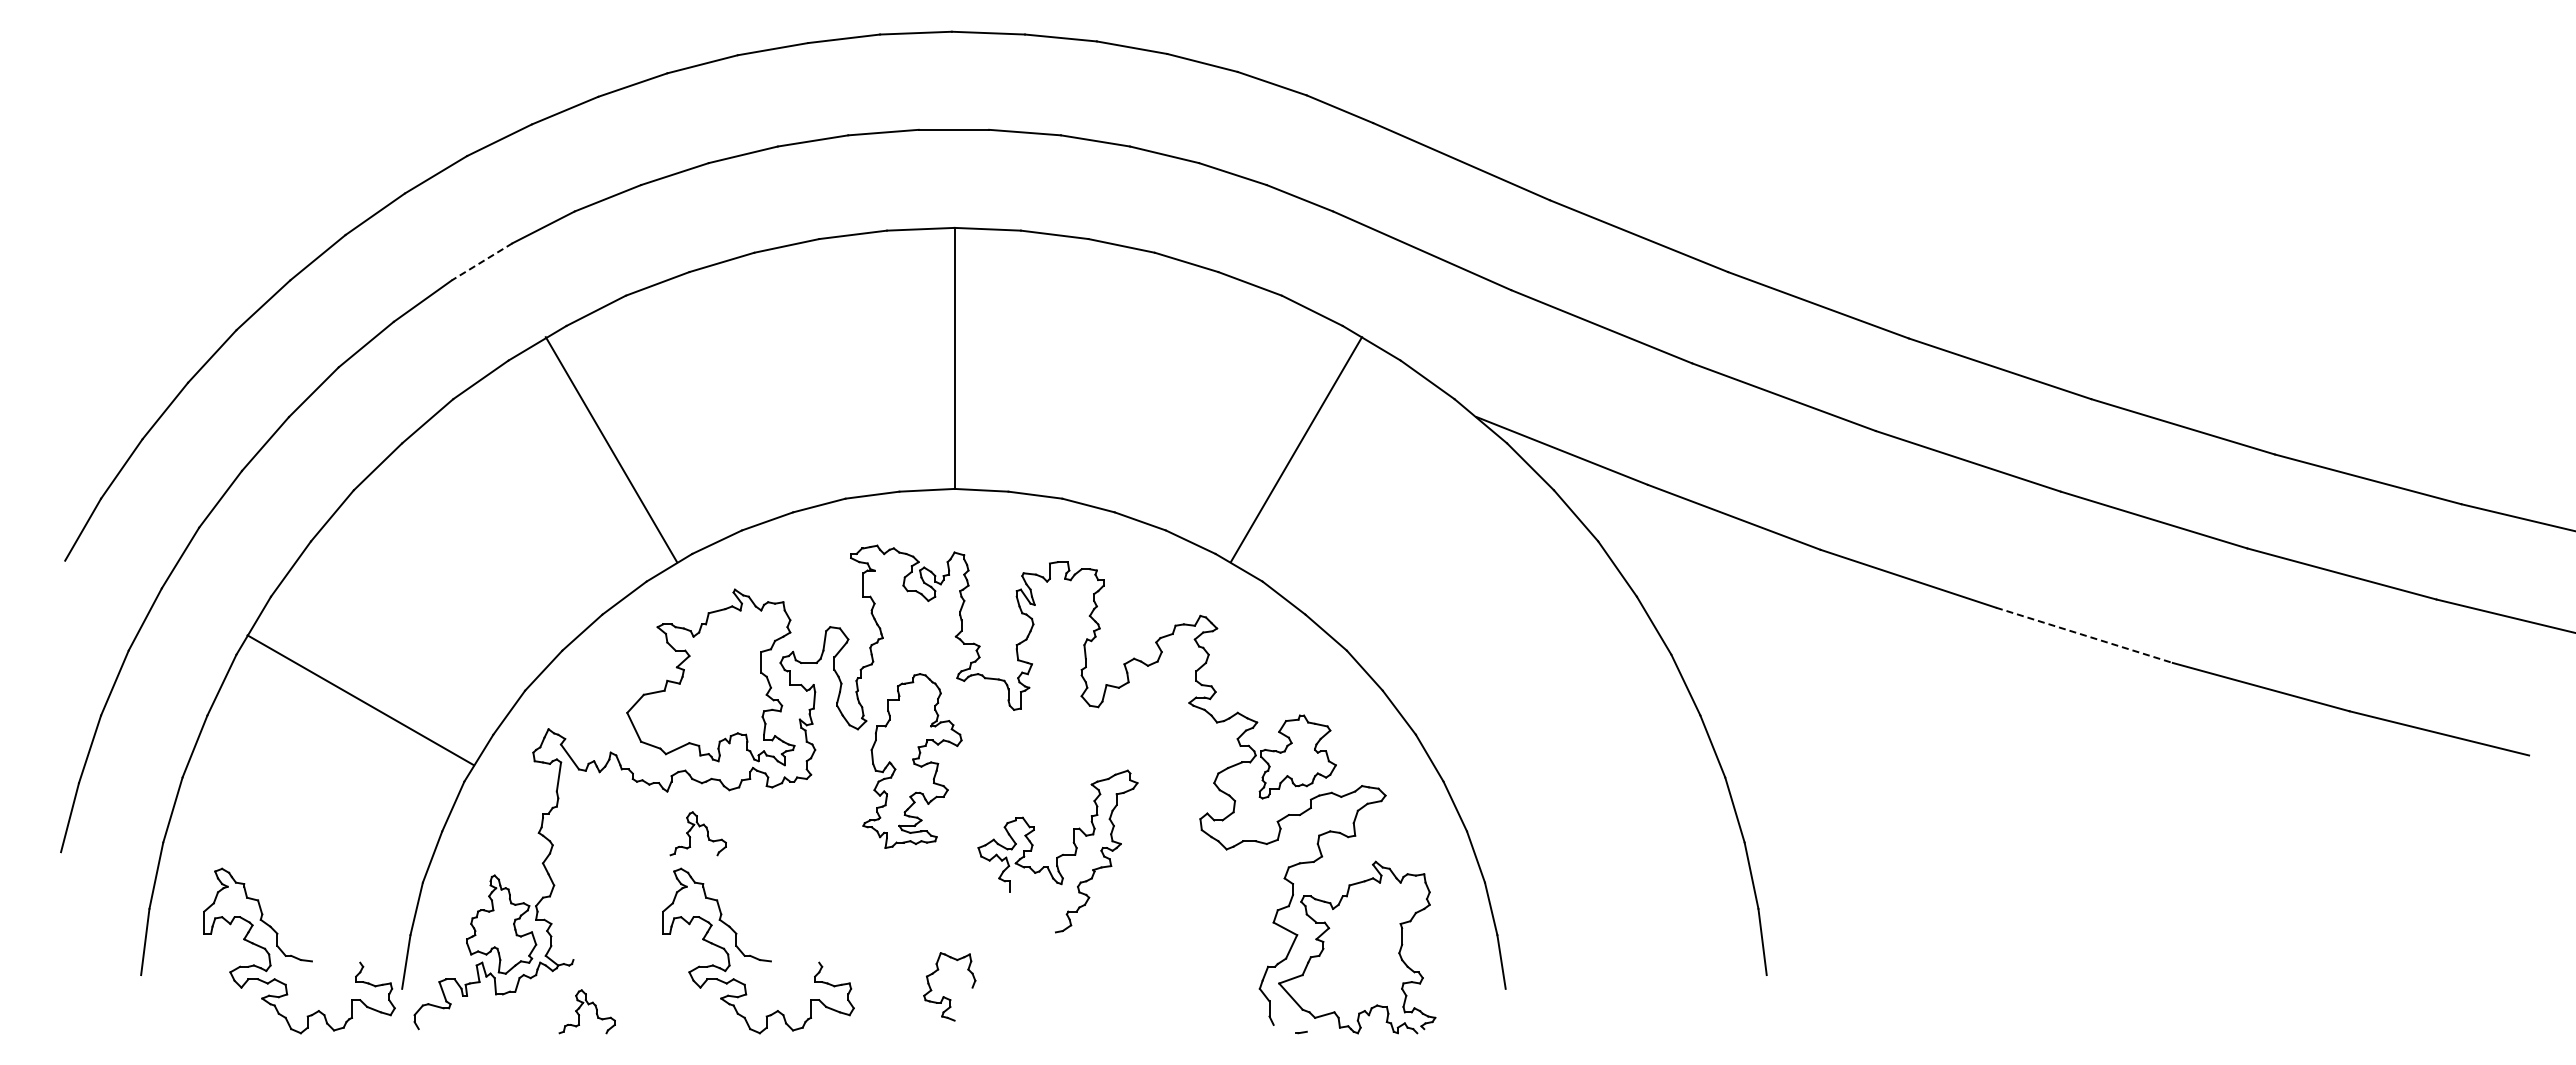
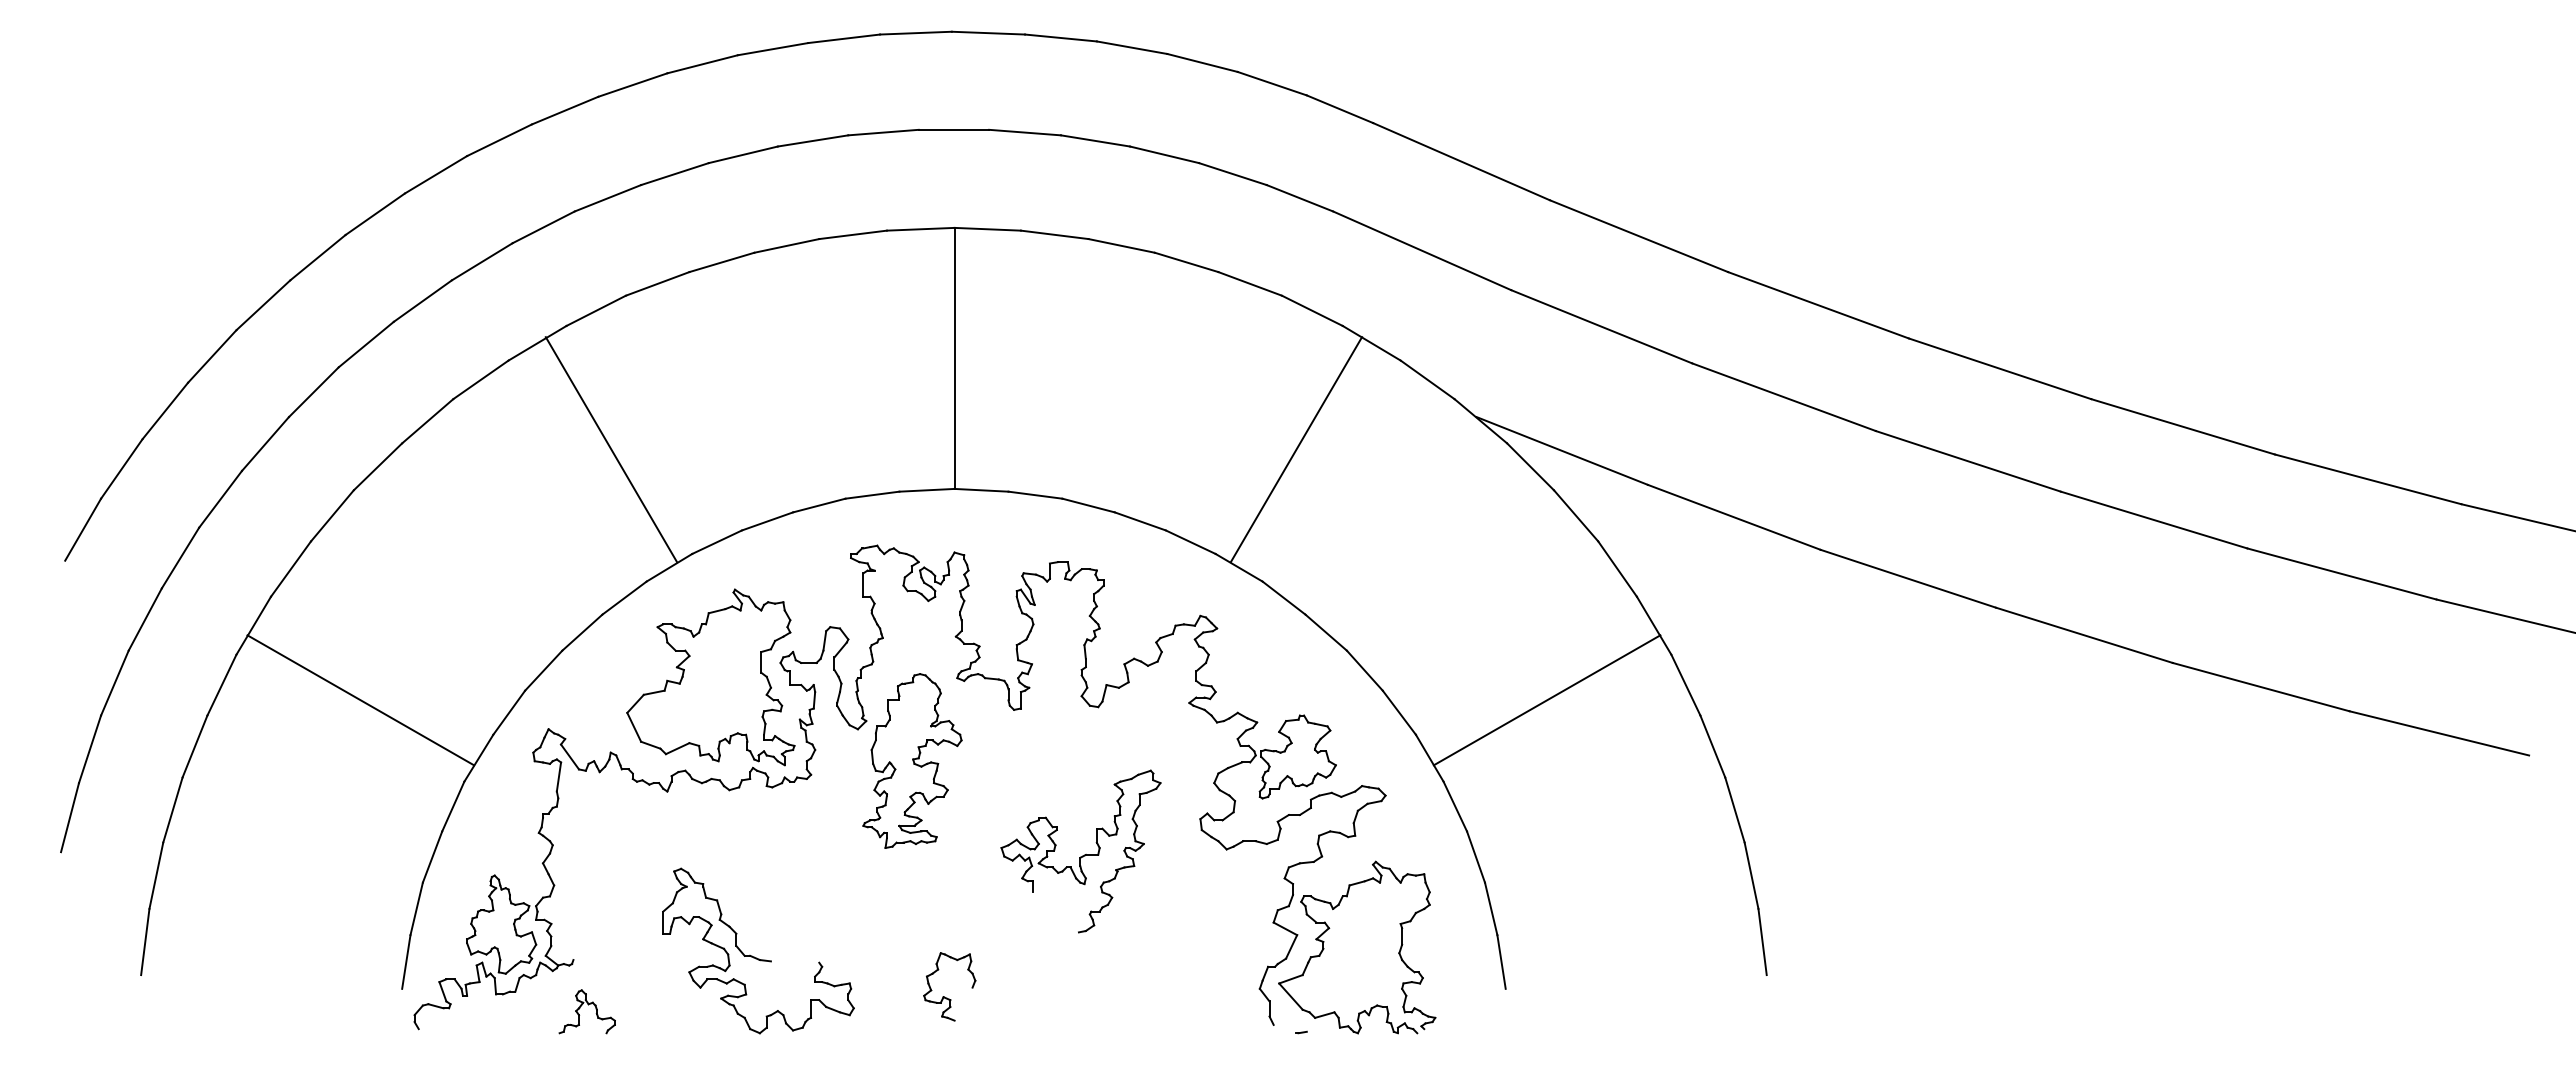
line: dashed -> solid (482, 261)
line: dashed -> solid (2084, 635)
line: none -> present (1546, 700)
part: present -> none (699, 827)
part position: (1057, 851) -> (1080, 851) (1080, 851)
part: present -> none (295, 956)
